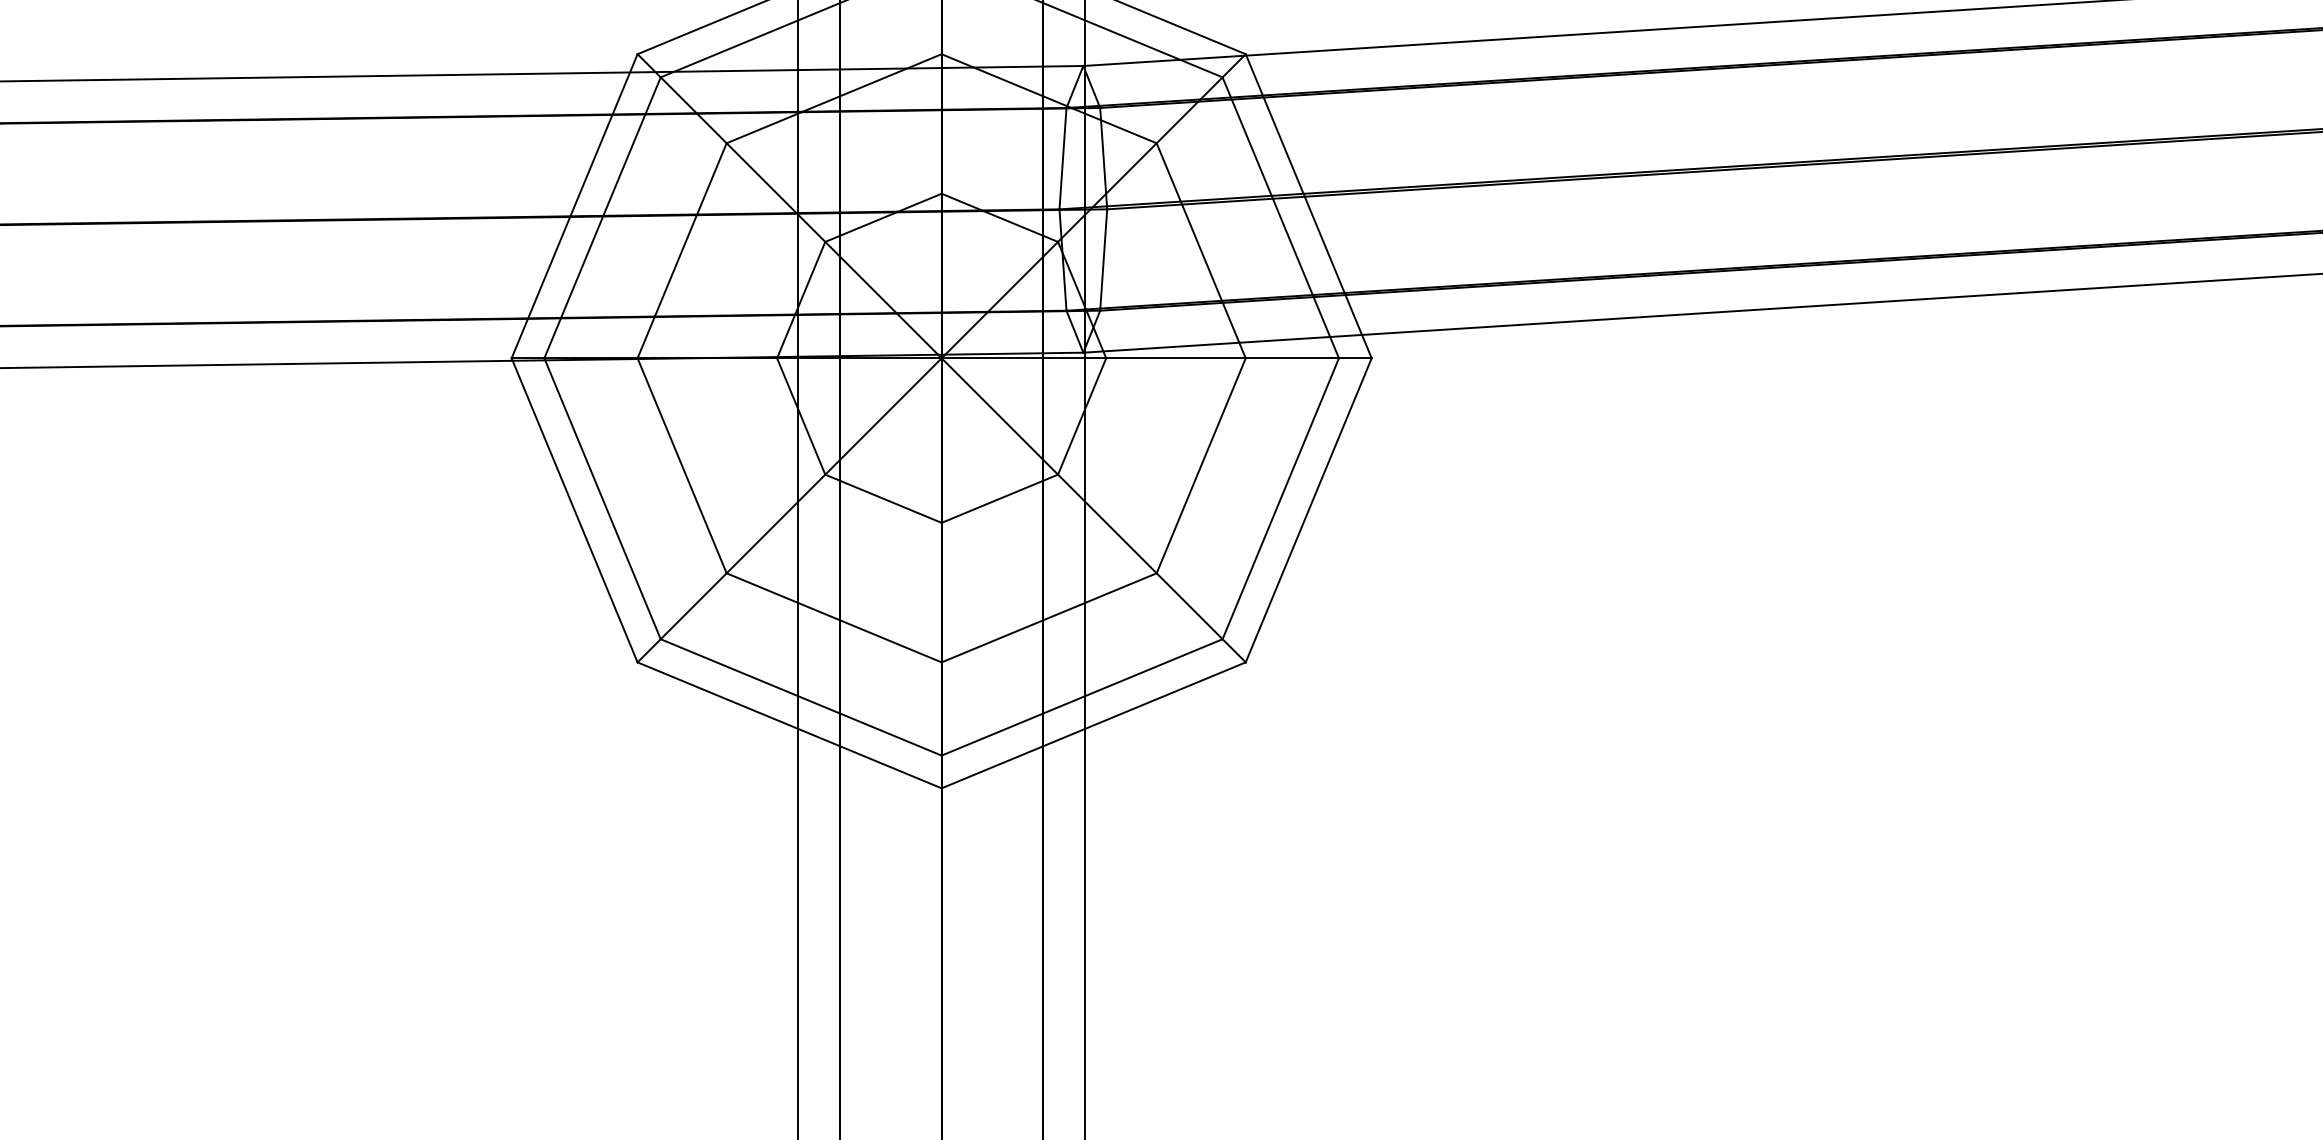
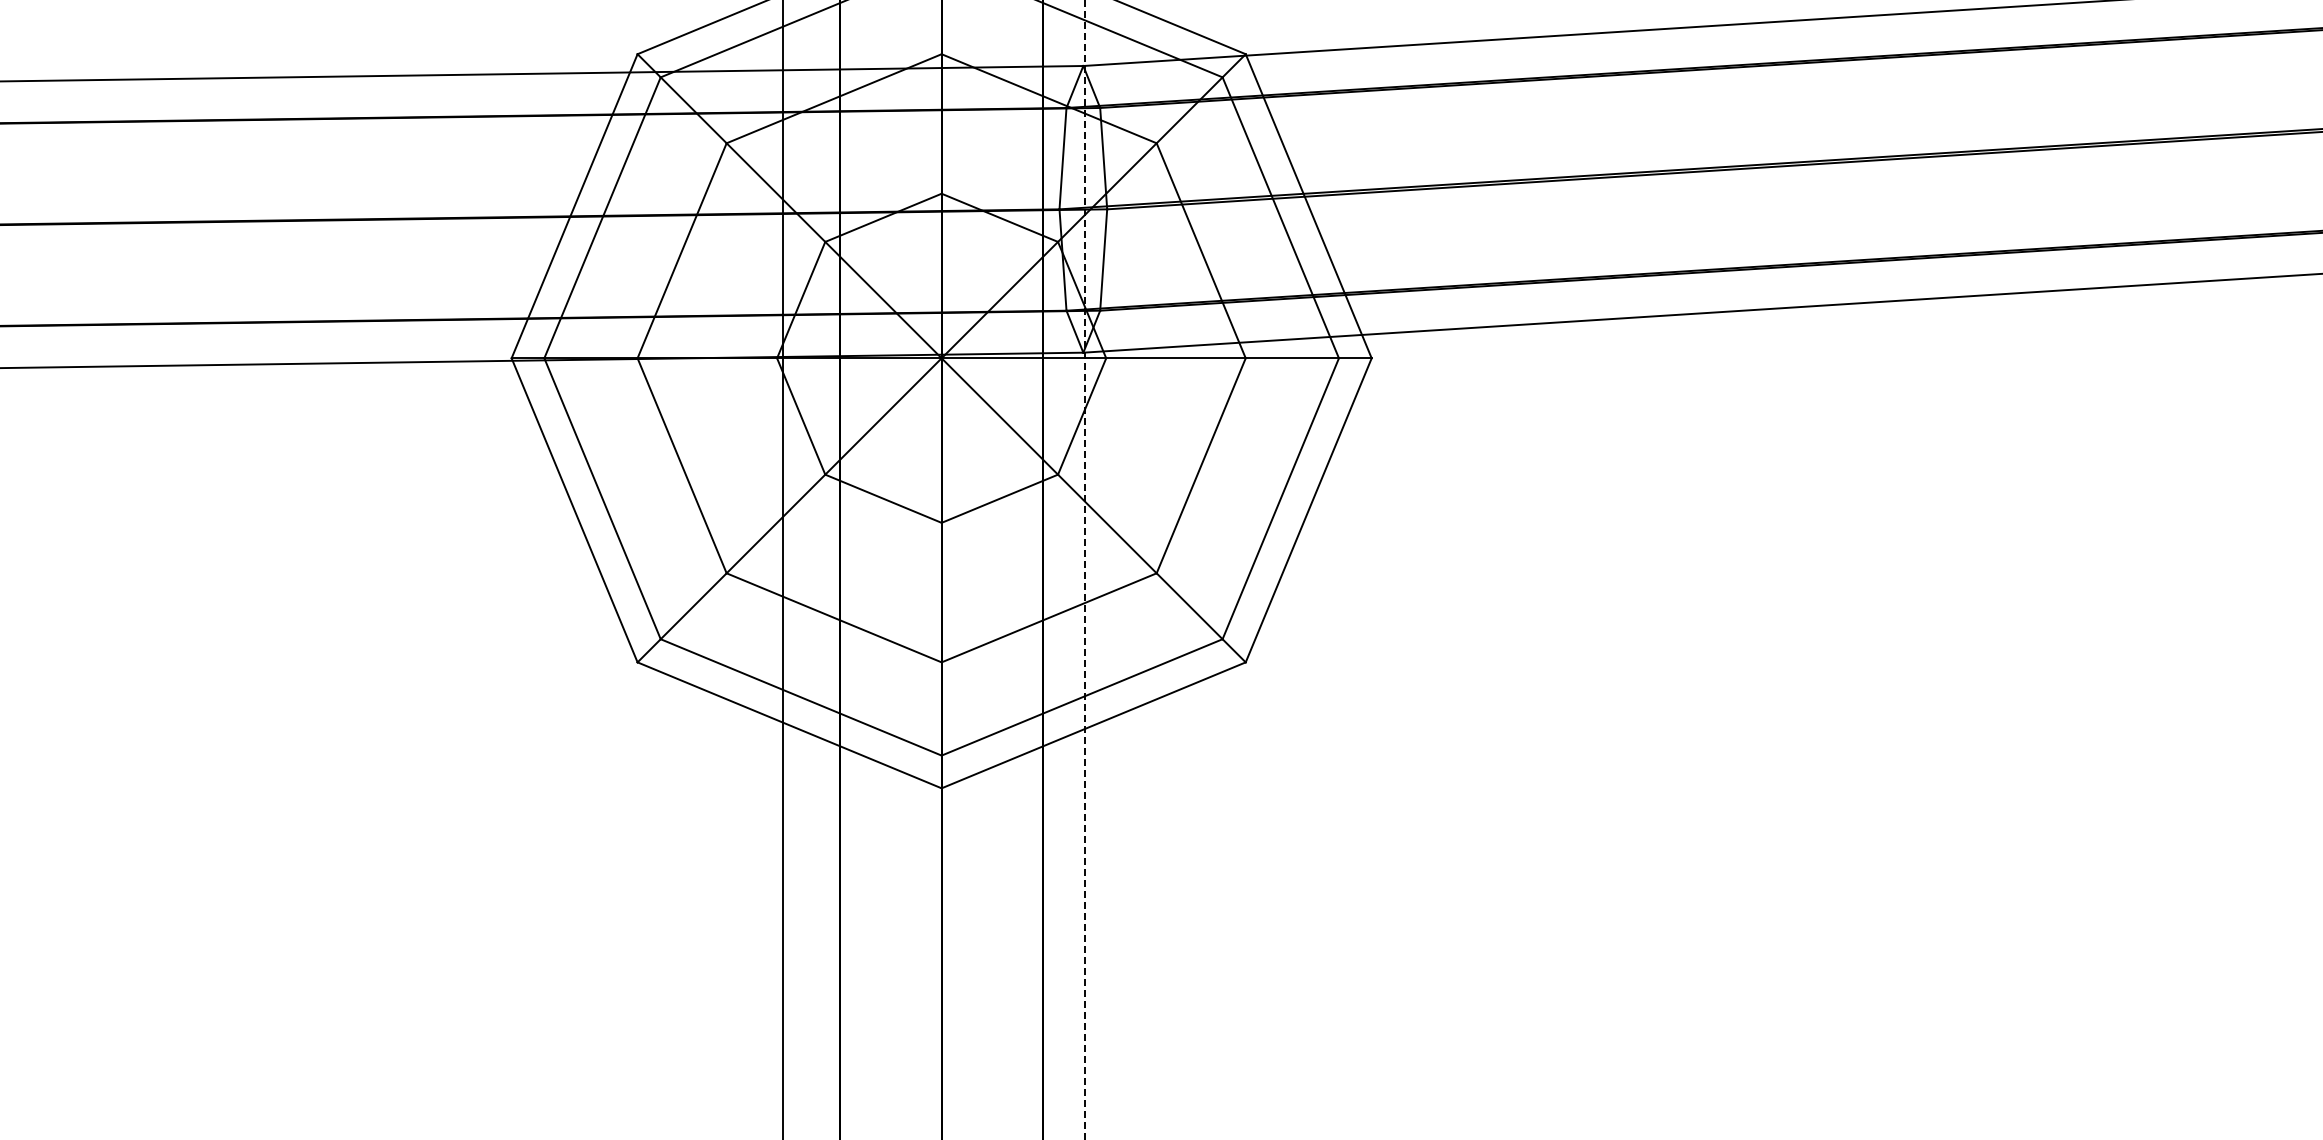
line position: (798, 569) -> (783, 569) (783, 569)
line: solid -> dashed (1085, 570)
